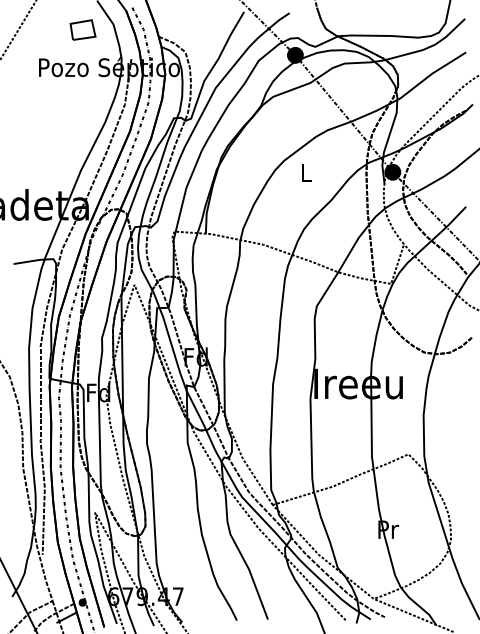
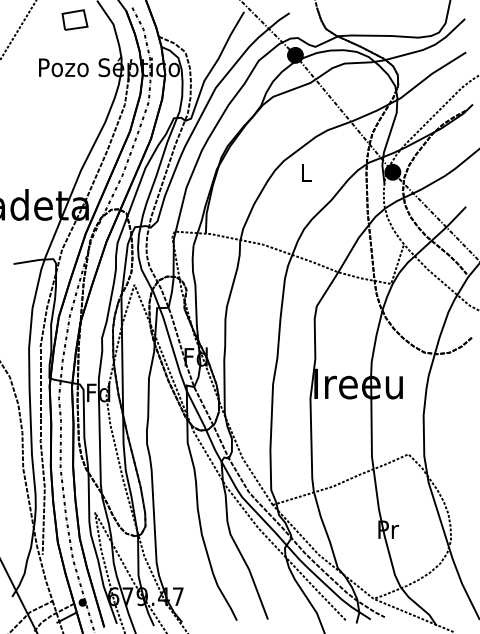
part position: (82, 29) -> (74, 19) (74, 19)
